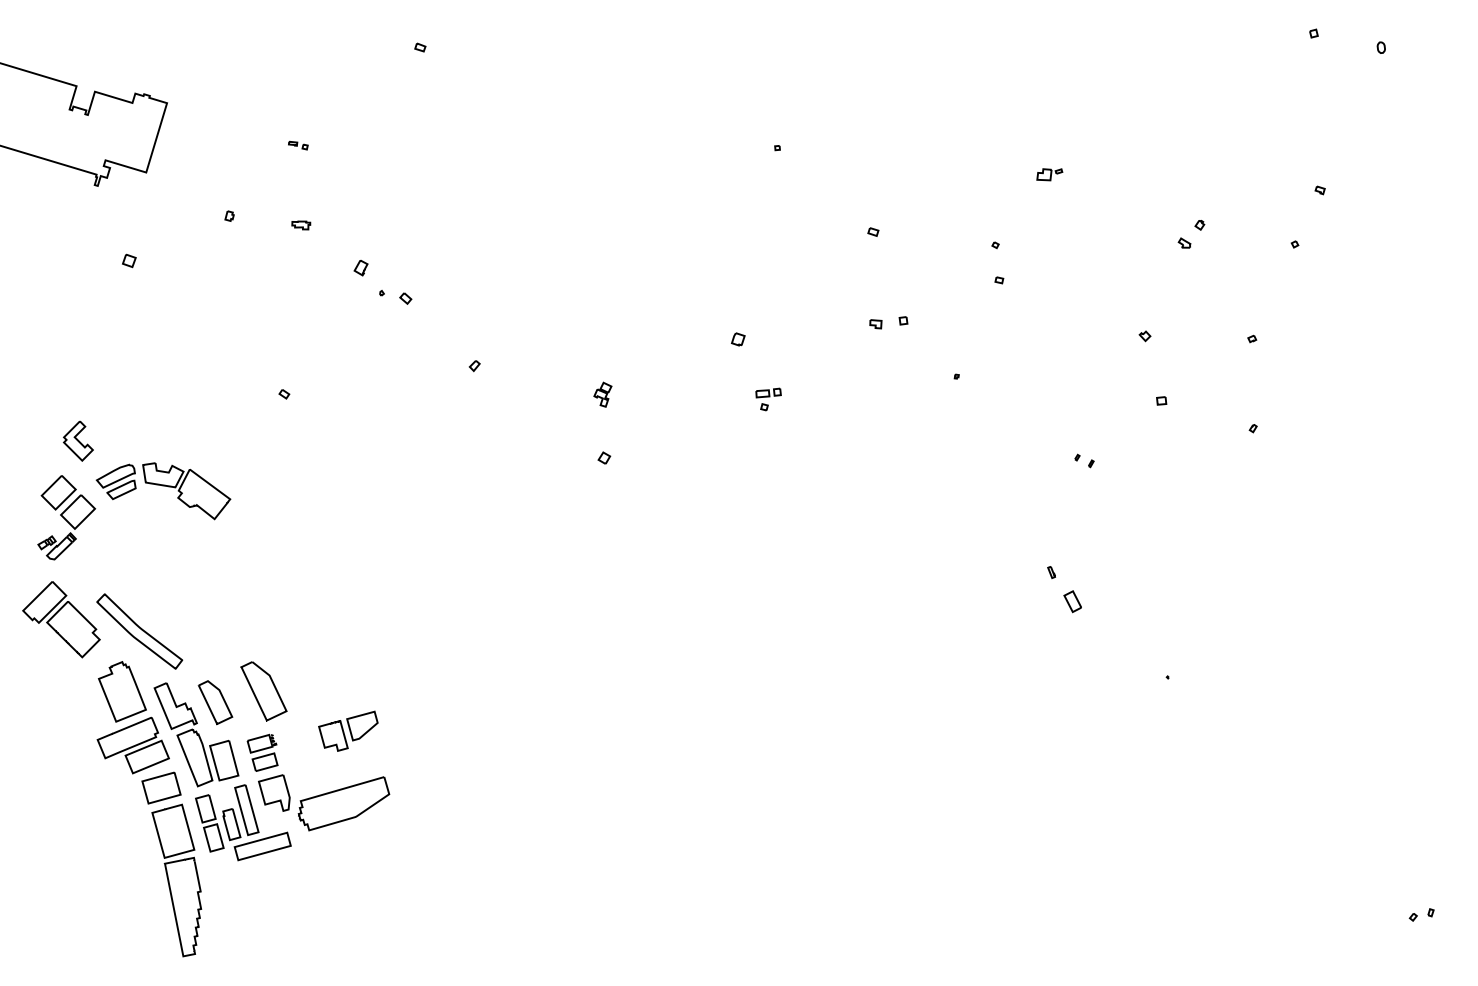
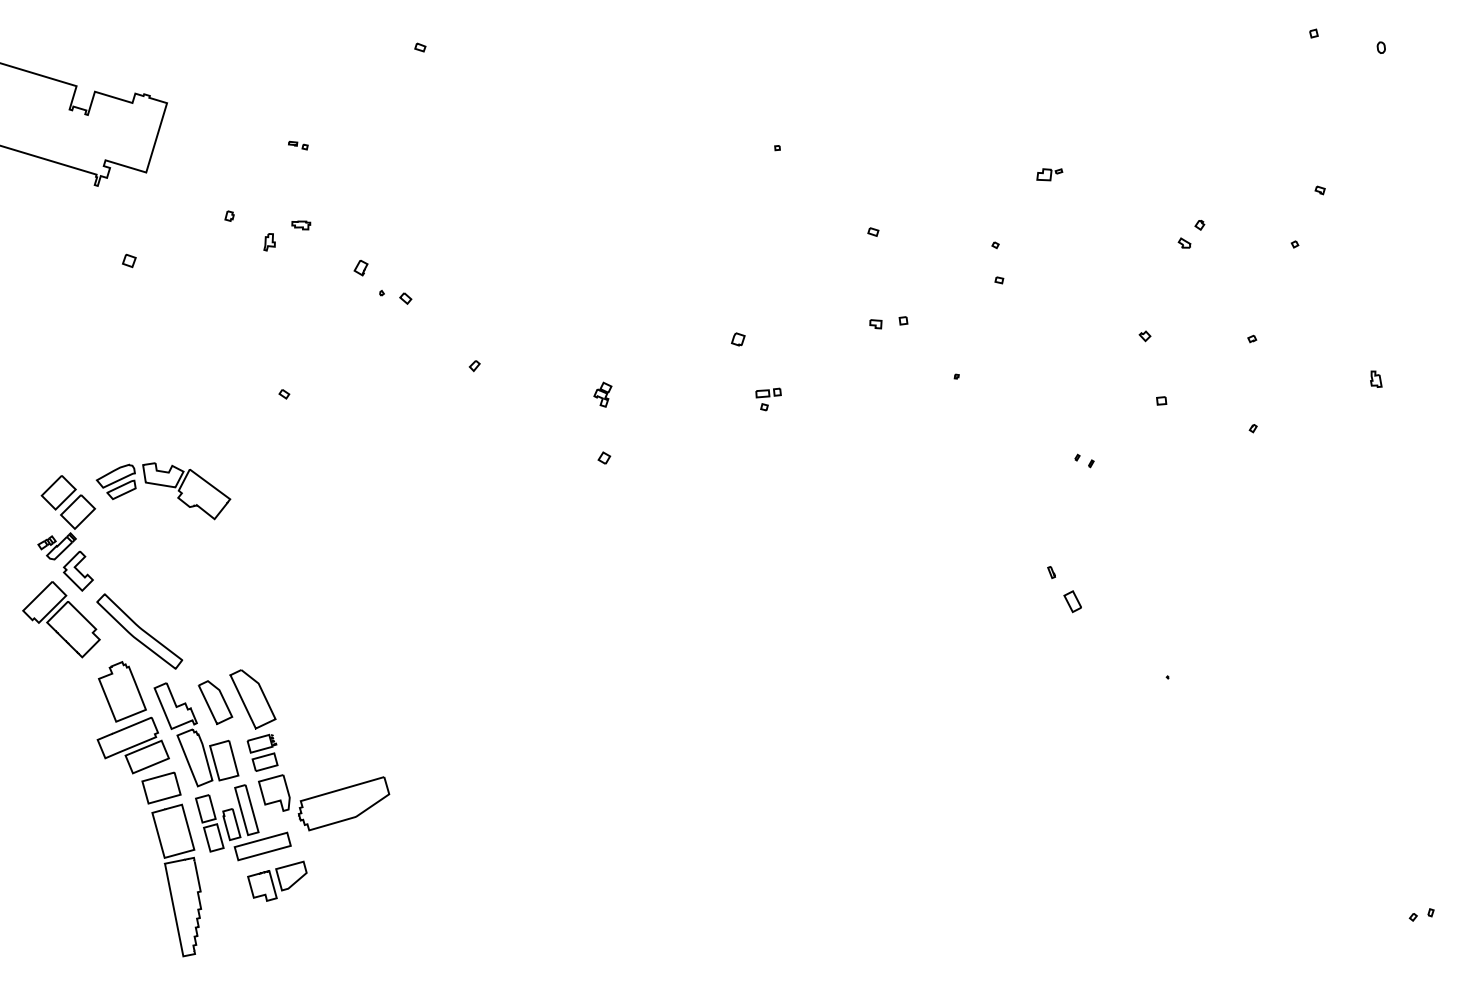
part: none -> present (269, 242)
part: none -> present (1376, 378)
part position: (78, 440) -> (78, 570) (78, 570)
part position: (263, 691) -> (252, 699) (252, 699)
part position: (348, 730) -> (277, 880) (277, 880)
